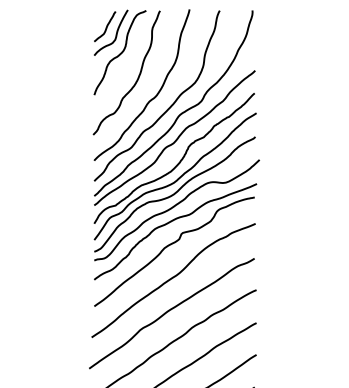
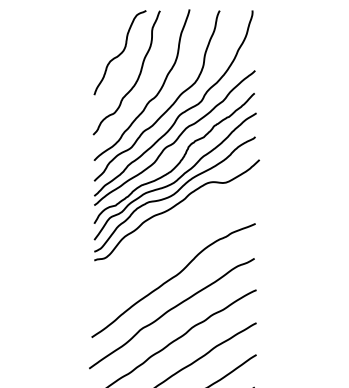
part: present -> none (111, 32)
part: present -> none (175, 244)
